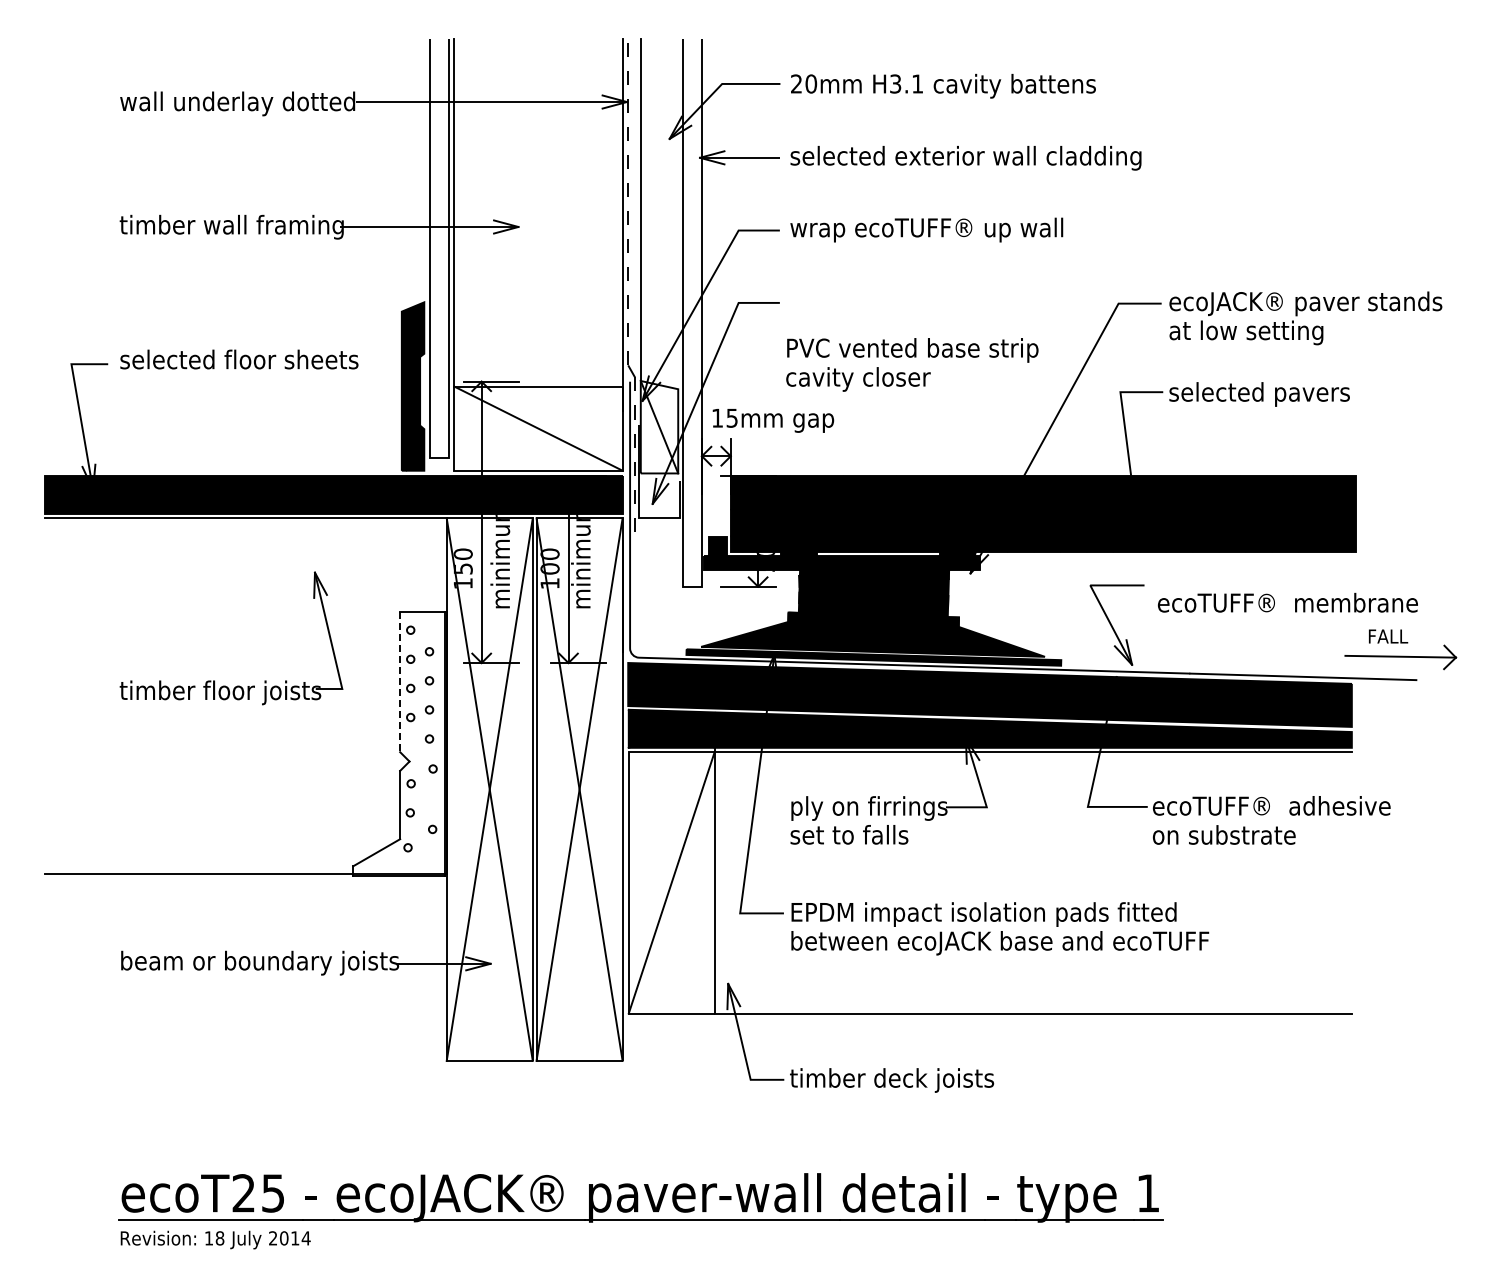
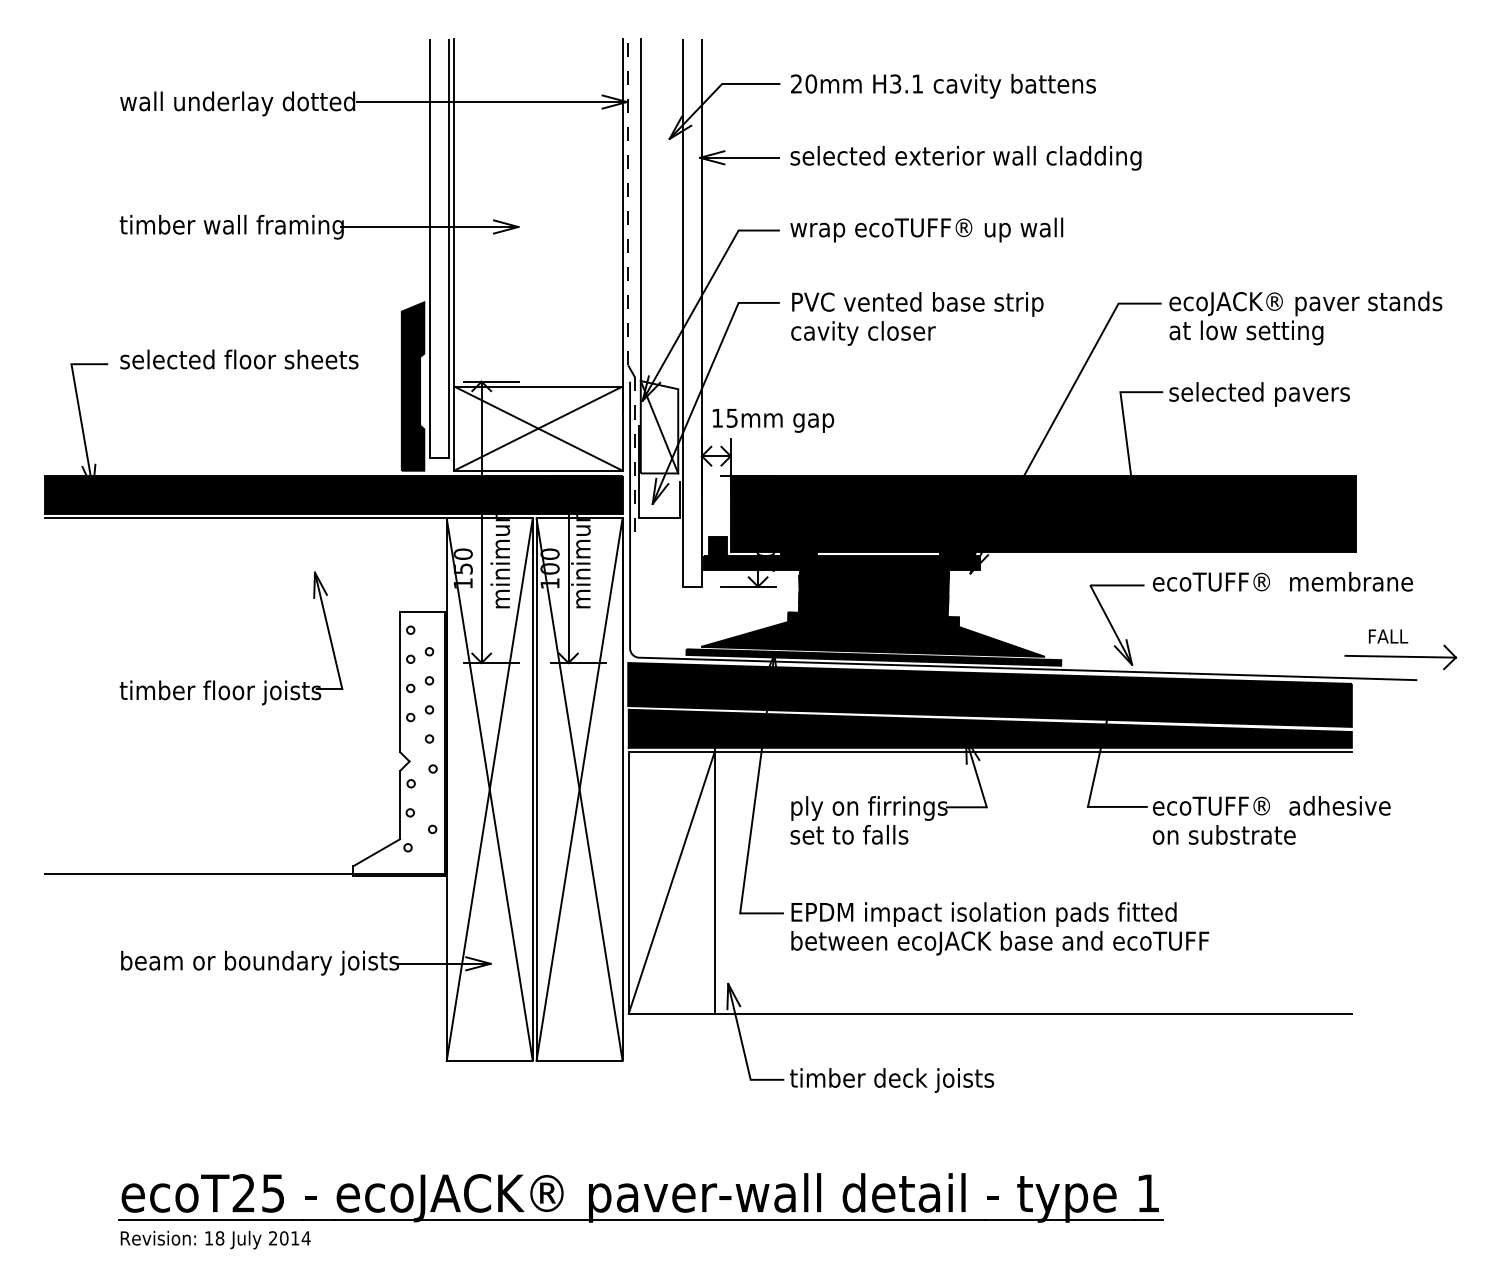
text position: (912, 364) -> (917, 318) (917, 318)
line: none -> present (538, 428)
text position: (1287, 602) -> (1282, 581) (1282, 581)
line: dashed -> solid (400, 682)
